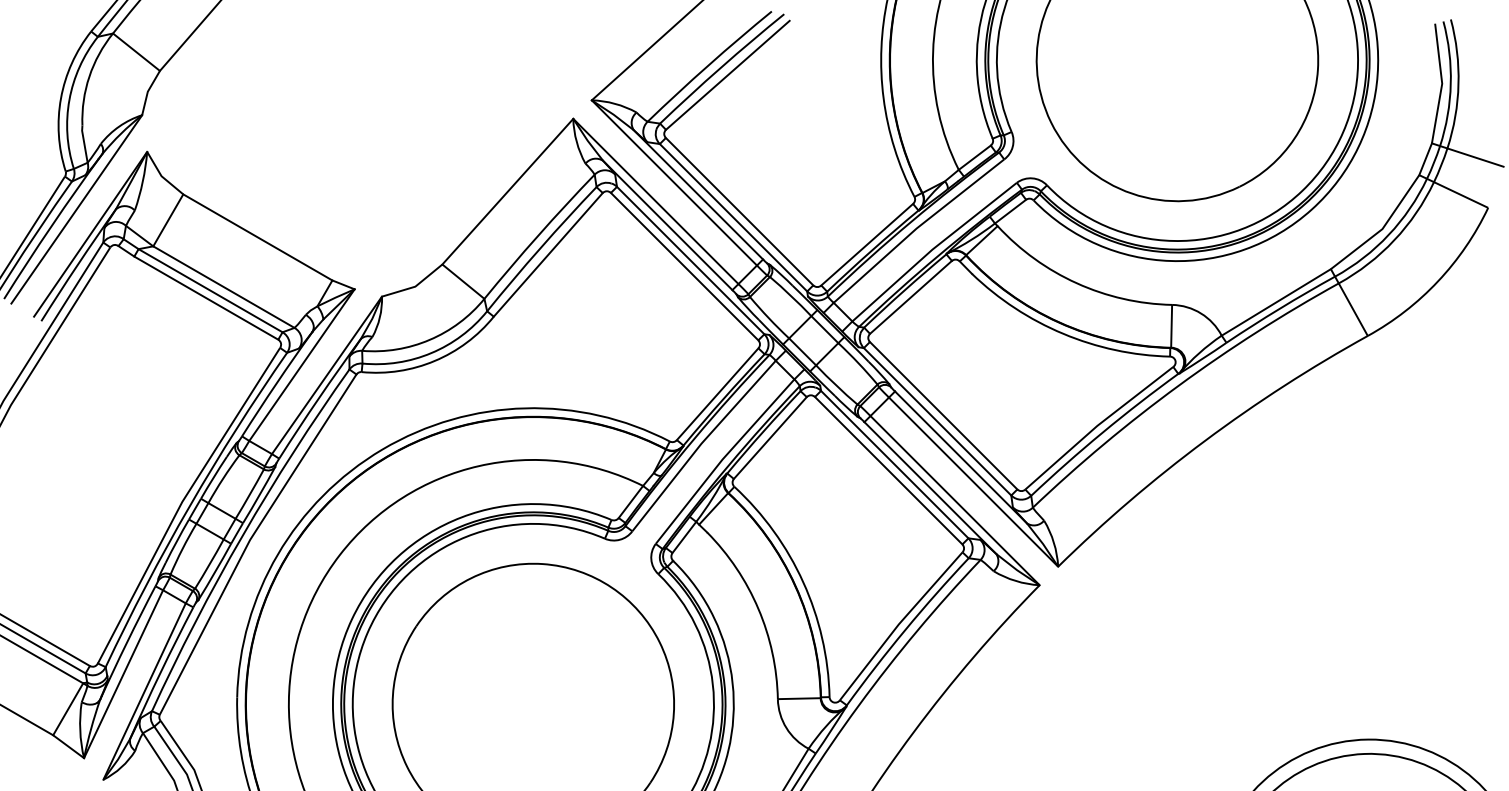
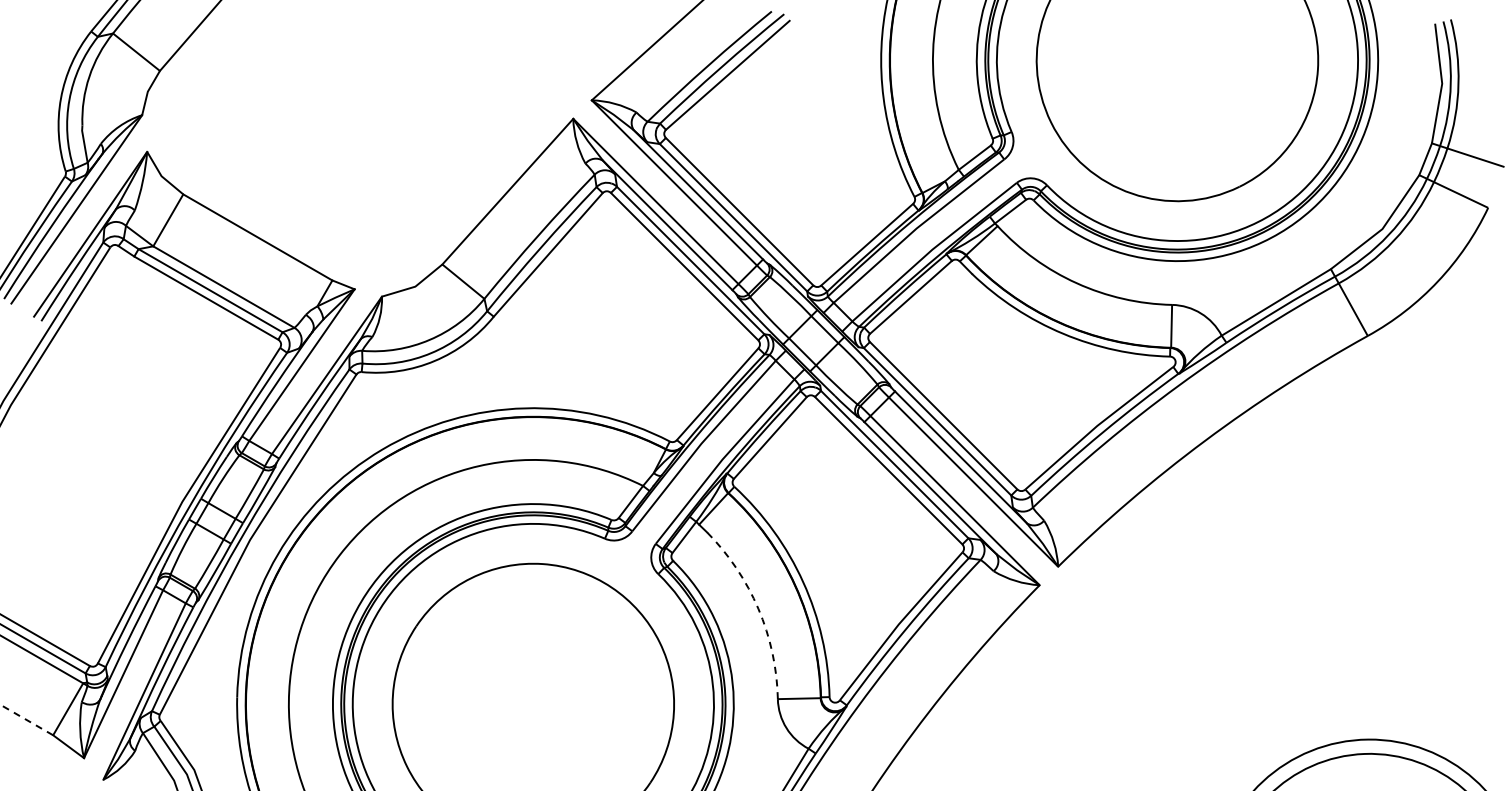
arc: solid -> dashed (758, 608)
line: solid -> dashed (27, 720)
